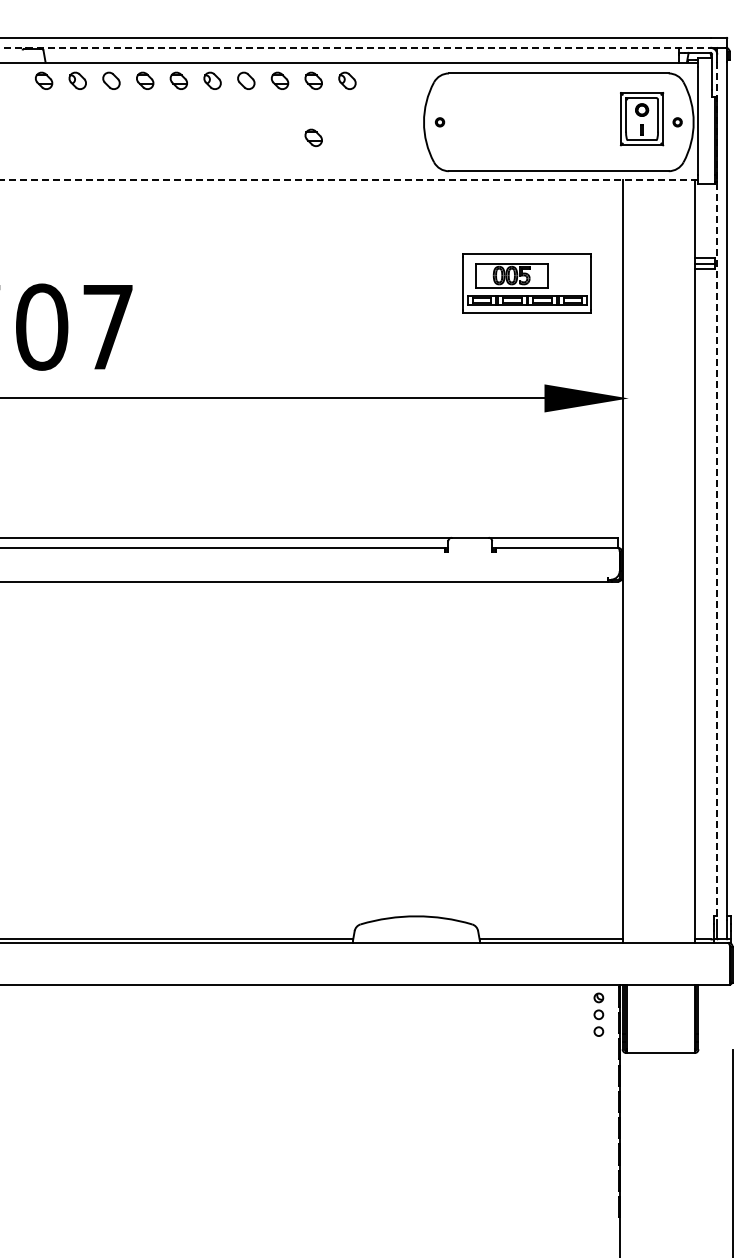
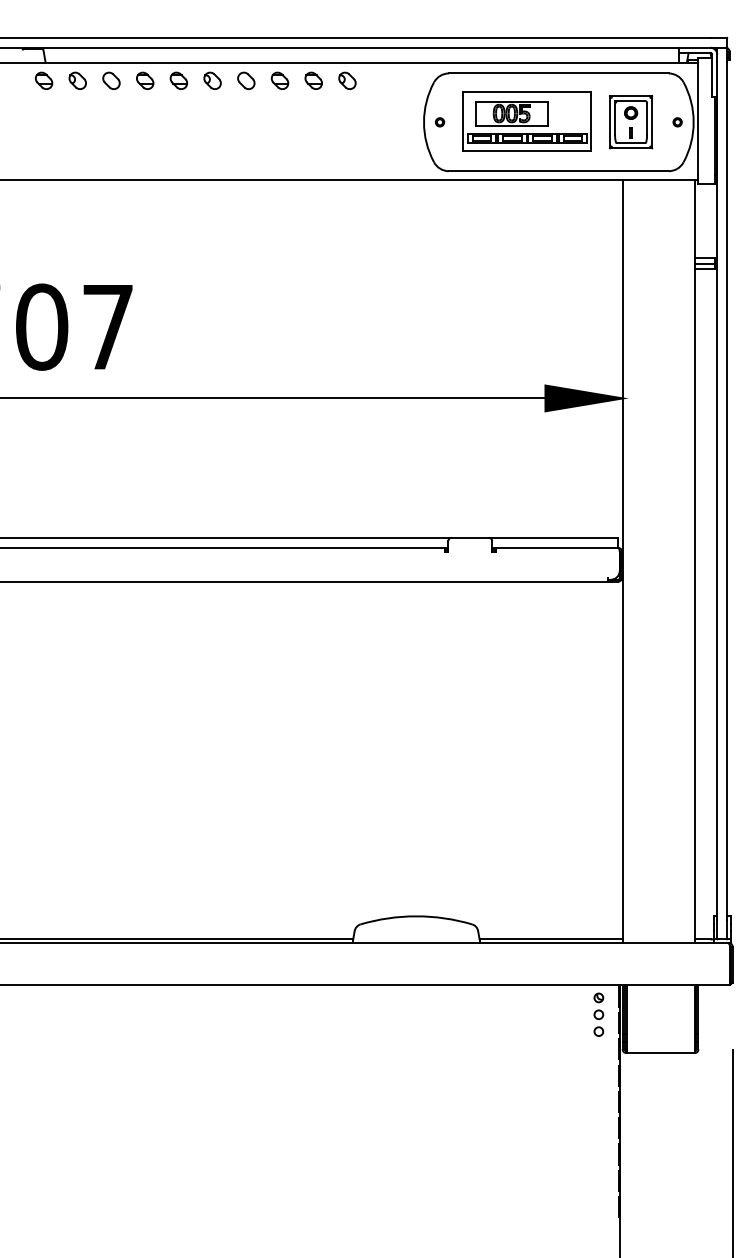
line: dashed -> solid (355, 47)
part position: (641, 119) -> (630, 122) (630, 122)
part: present -> none (313, 137)
line: dashed -> solid (348, 180)
part position: (526, 283) -> (526, 121) (526, 121)
line: dashed -> solid (717, 490)
